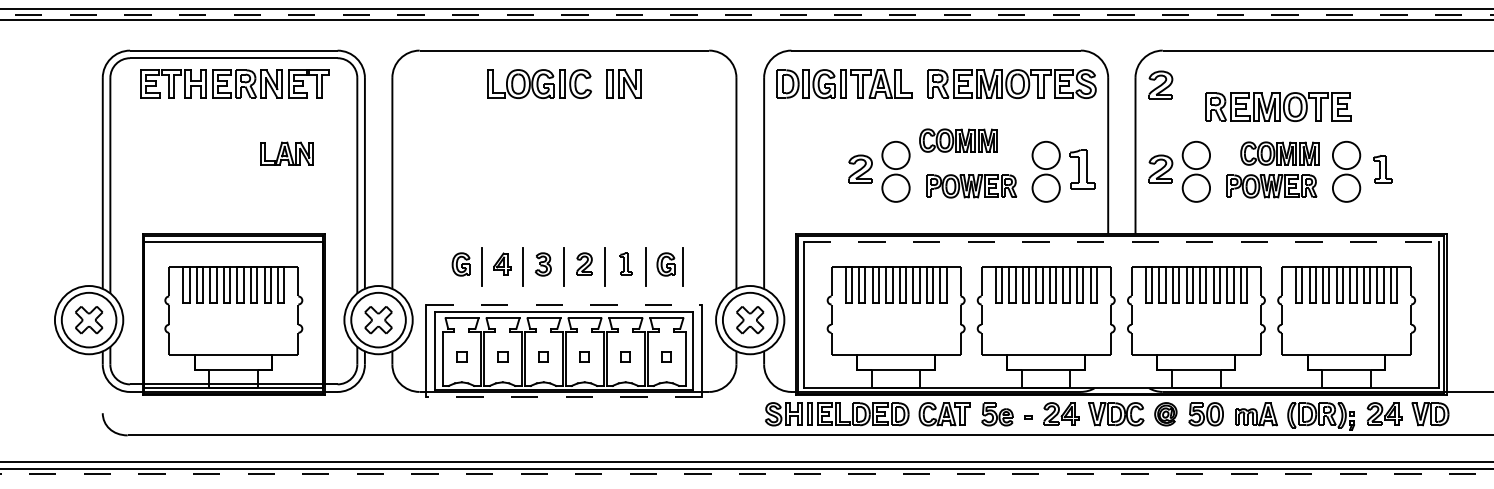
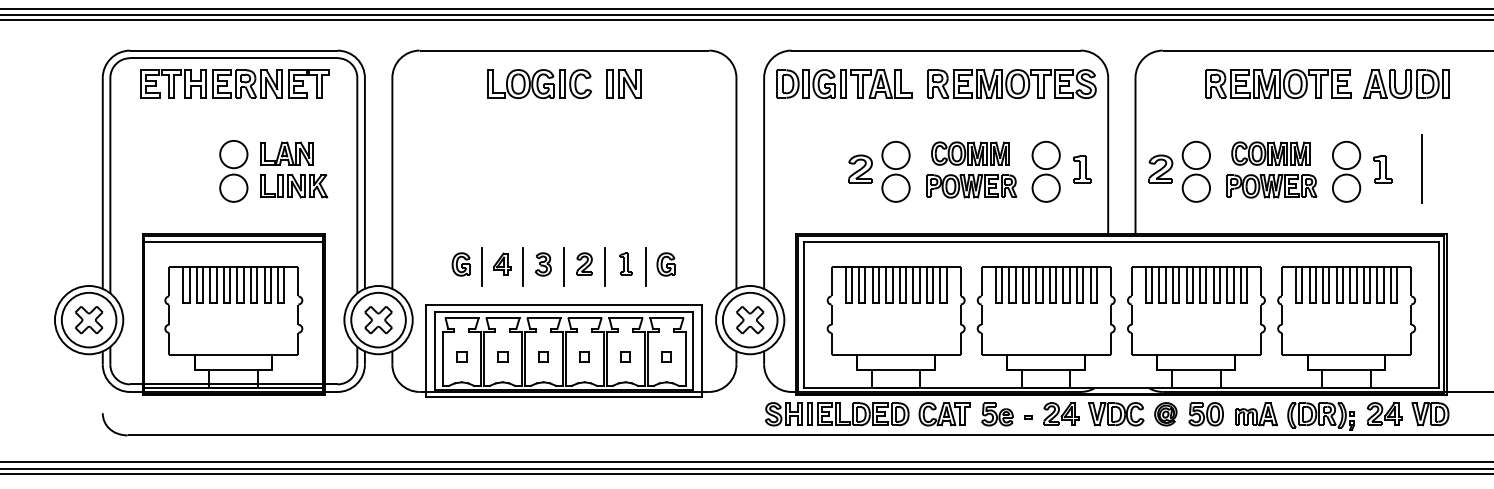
line: dashed -> solid (747, 14)
part: none -> present (1406, 83)
part: present -> none (1160, 84)
part position: (1278, 106) -> (1278, 83) (1278, 83)
part position: (958, 140) -> (970, 153) (970, 153)
part position: (1279, 153) -> (1270, 153) (1270, 153)
line: none -> present (1421, 168)
part size: 27x41 px -> 19x29 px (1082, 169)
part: none -> present (233, 171)
part: none -> present (294, 186)
line: dashed -> solid (1121, 242)
line: present -> none (682, 266)
line: dashed -> solid (564, 305)
line: dashed -> solid (564, 396)
line: dashed -> solid (747, 474)
